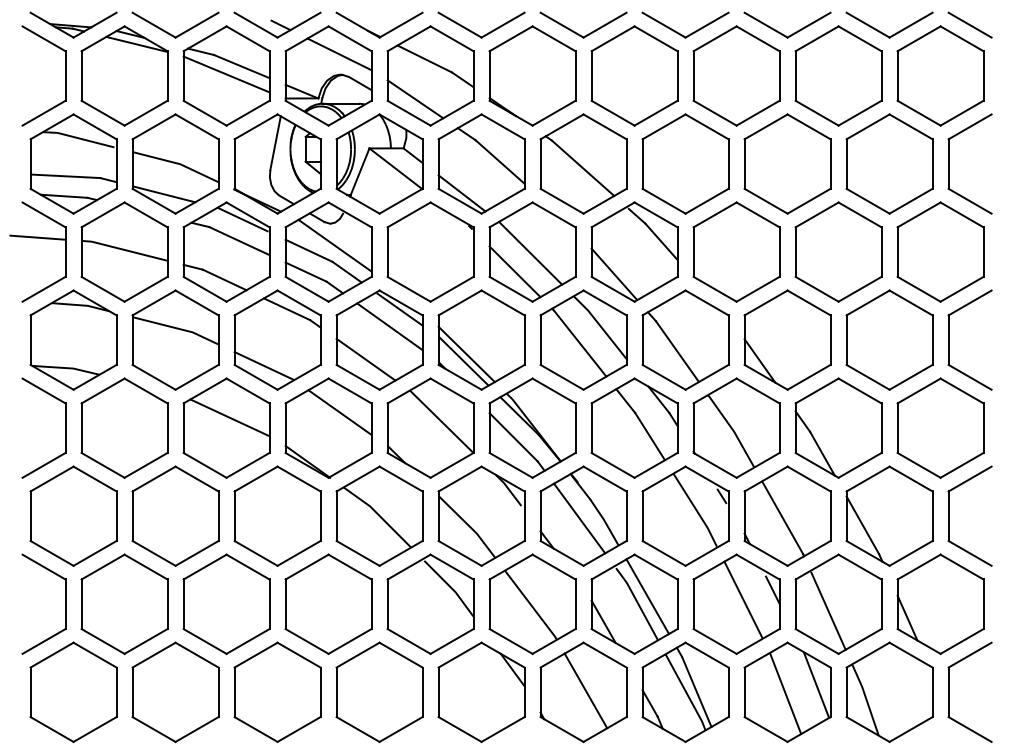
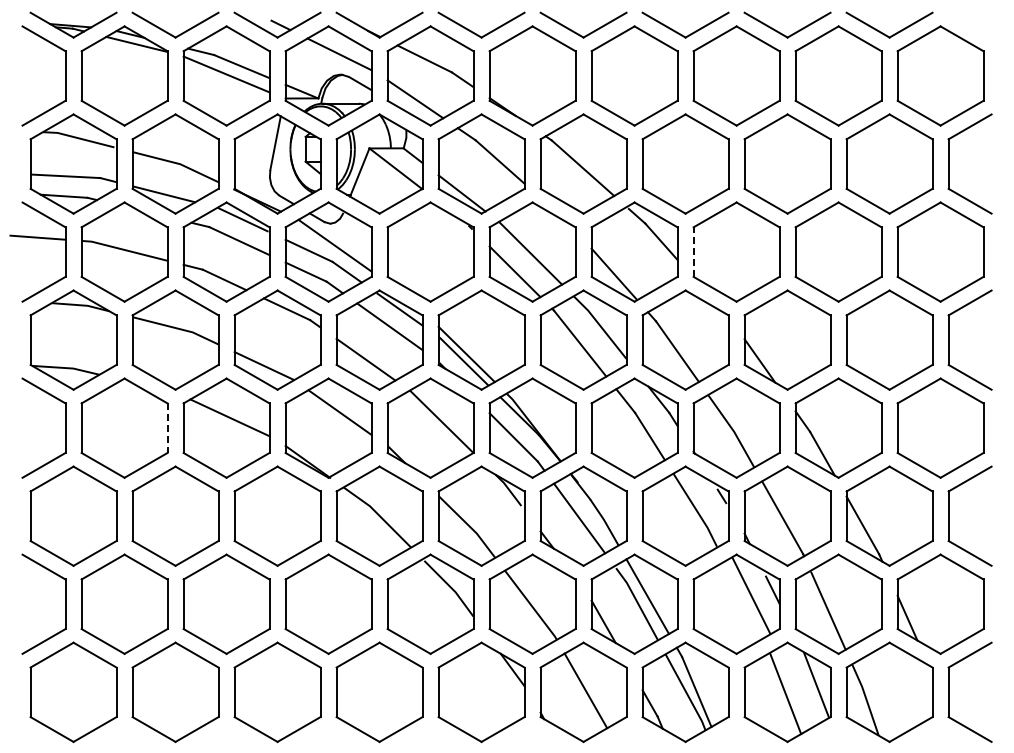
line: present -> none (969, 24)
line: solid -> dashed (693, 252)
line: solid -> dashed (167, 428)
line position: (743, 599) -> (751, 595) (751, 595)
